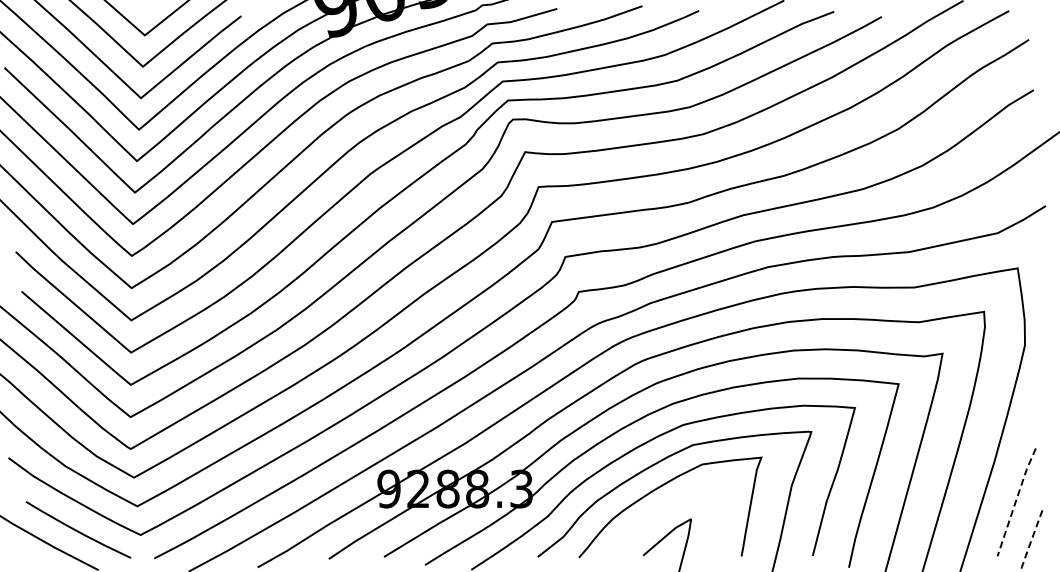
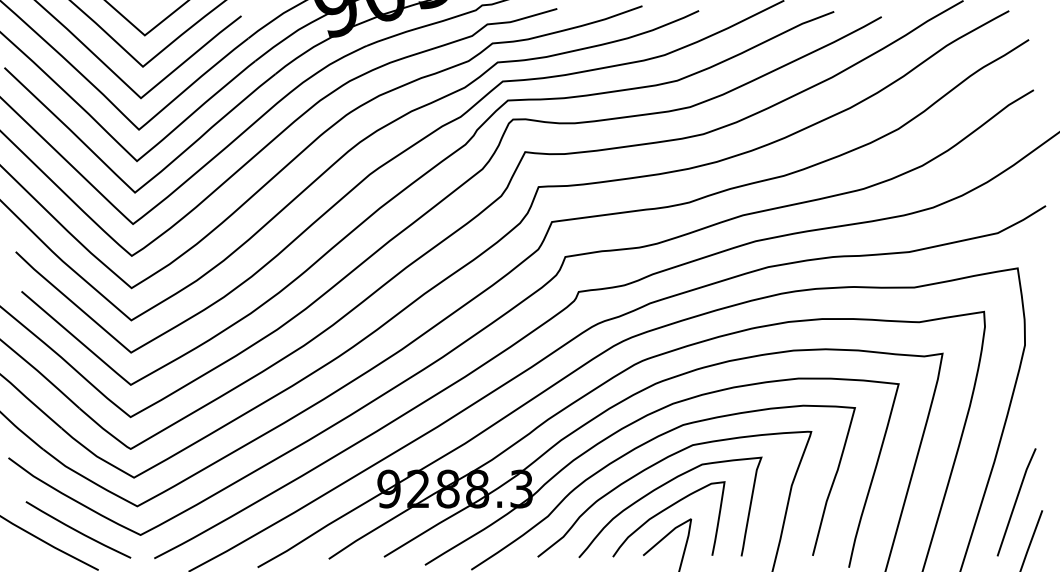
line: dashed -> solid (1015, 501)
curve: none -> present (662, 512)
line: dashed -> solid (1030, 541)
